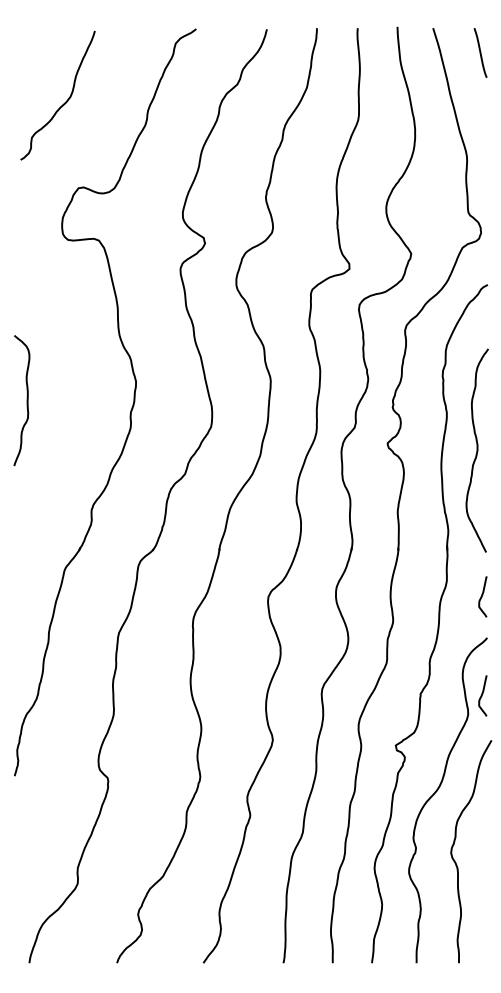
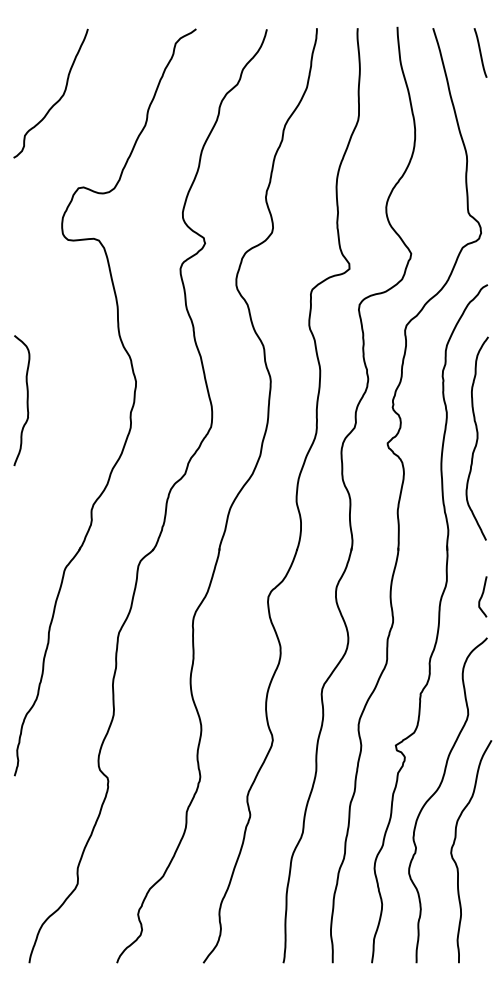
curve position: (64, 102) -> (57, 100) (57, 100)
curve position: (476, 450) -> (476, 438) (476, 438)
curve: present -> none (482, 695)
